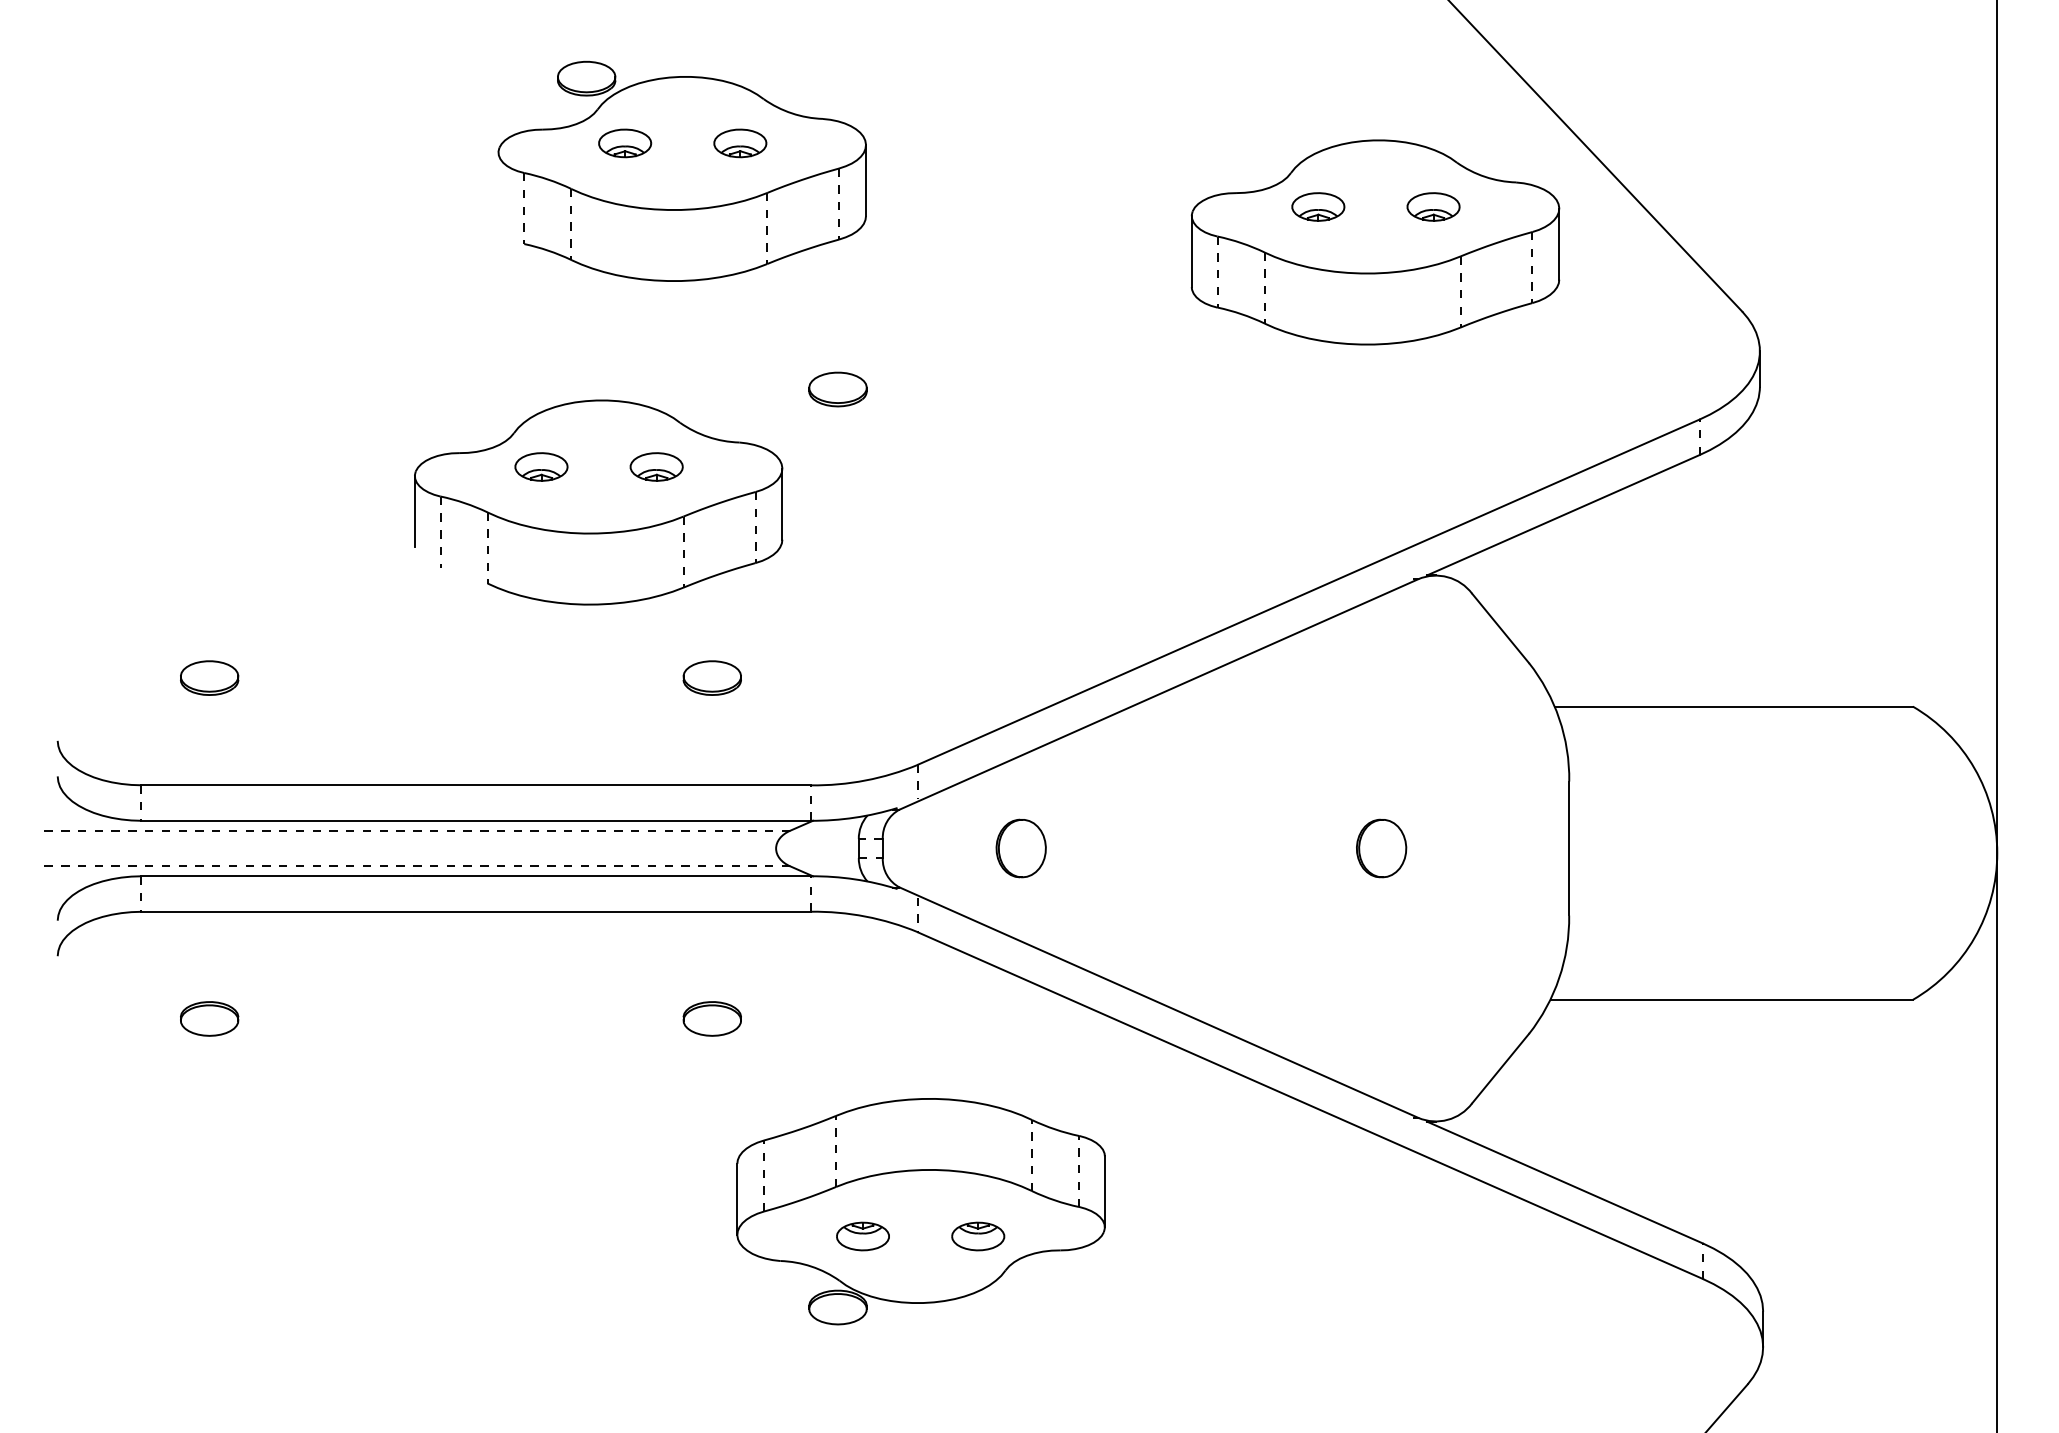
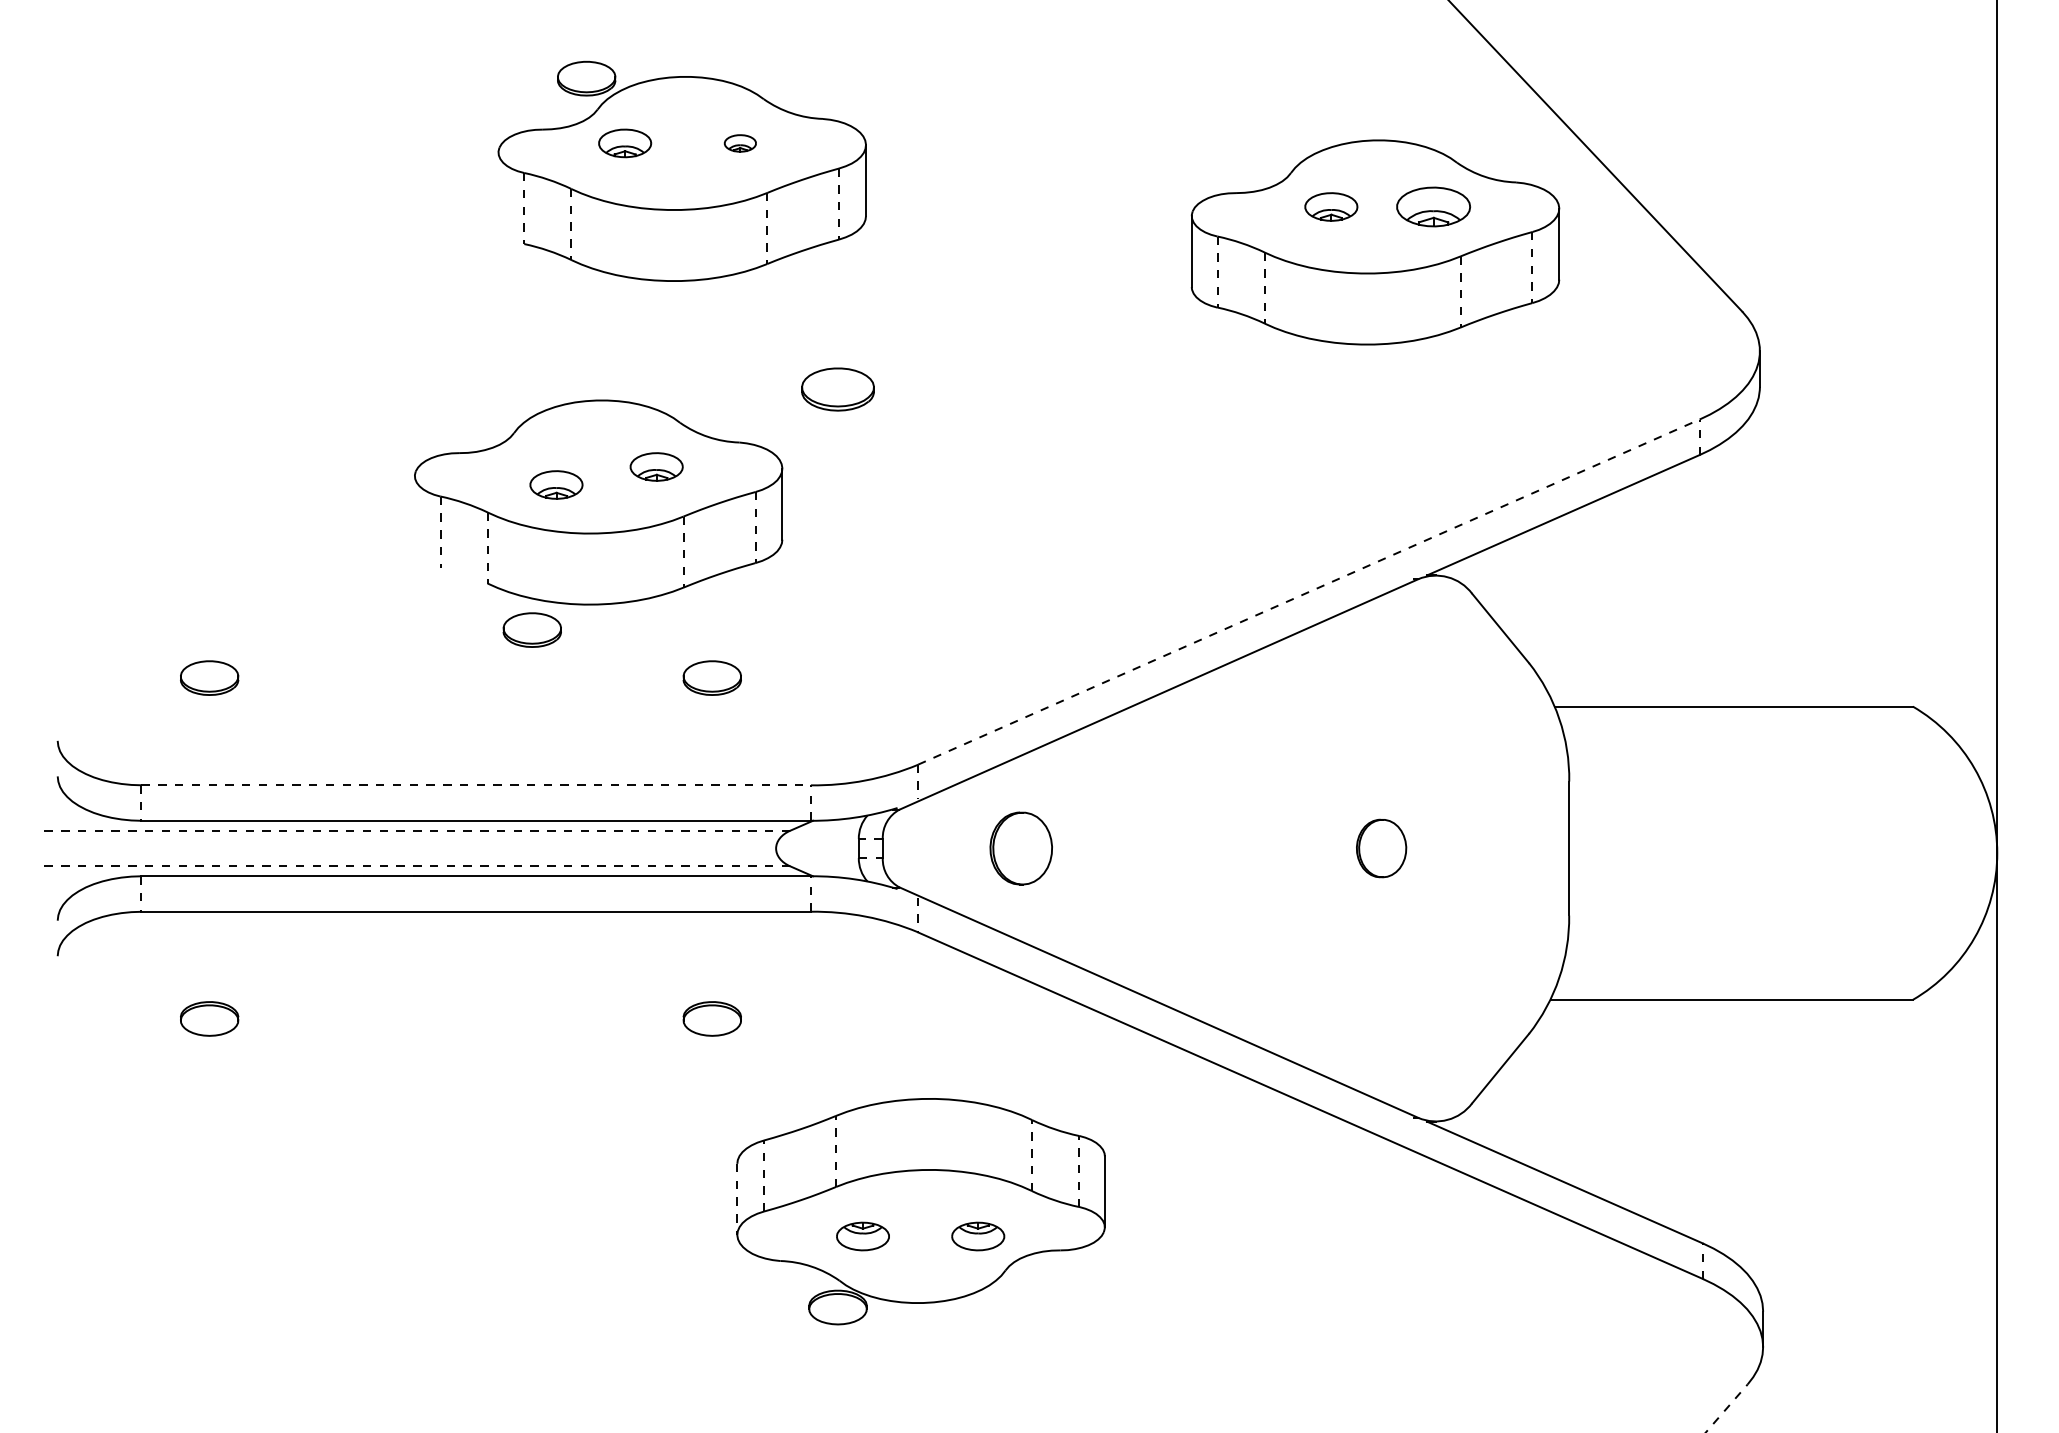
part size: 55x31 px -> 34x19 px (739, 143)
part position: (1318, 206) -> (1331, 206) (1331, 206)
part size: 55x30 px -> 75x42 px (1433, 206)
part size: 60x37 px -> 74x45 px (837, 389)
part position: (541, 466) -> (556, 484) (556, 484)
line: present -> none (414, 511)
line: solid -> dashed (1309, 591)
part: none -> present (531, 629)
line: solid -> dashed (476, 785)
part size: 52x61 px -> 64x75 px (1020, 848)
line: solid -> dashed (737, 1199)
line: solid -> dashed (1726, 1408)
